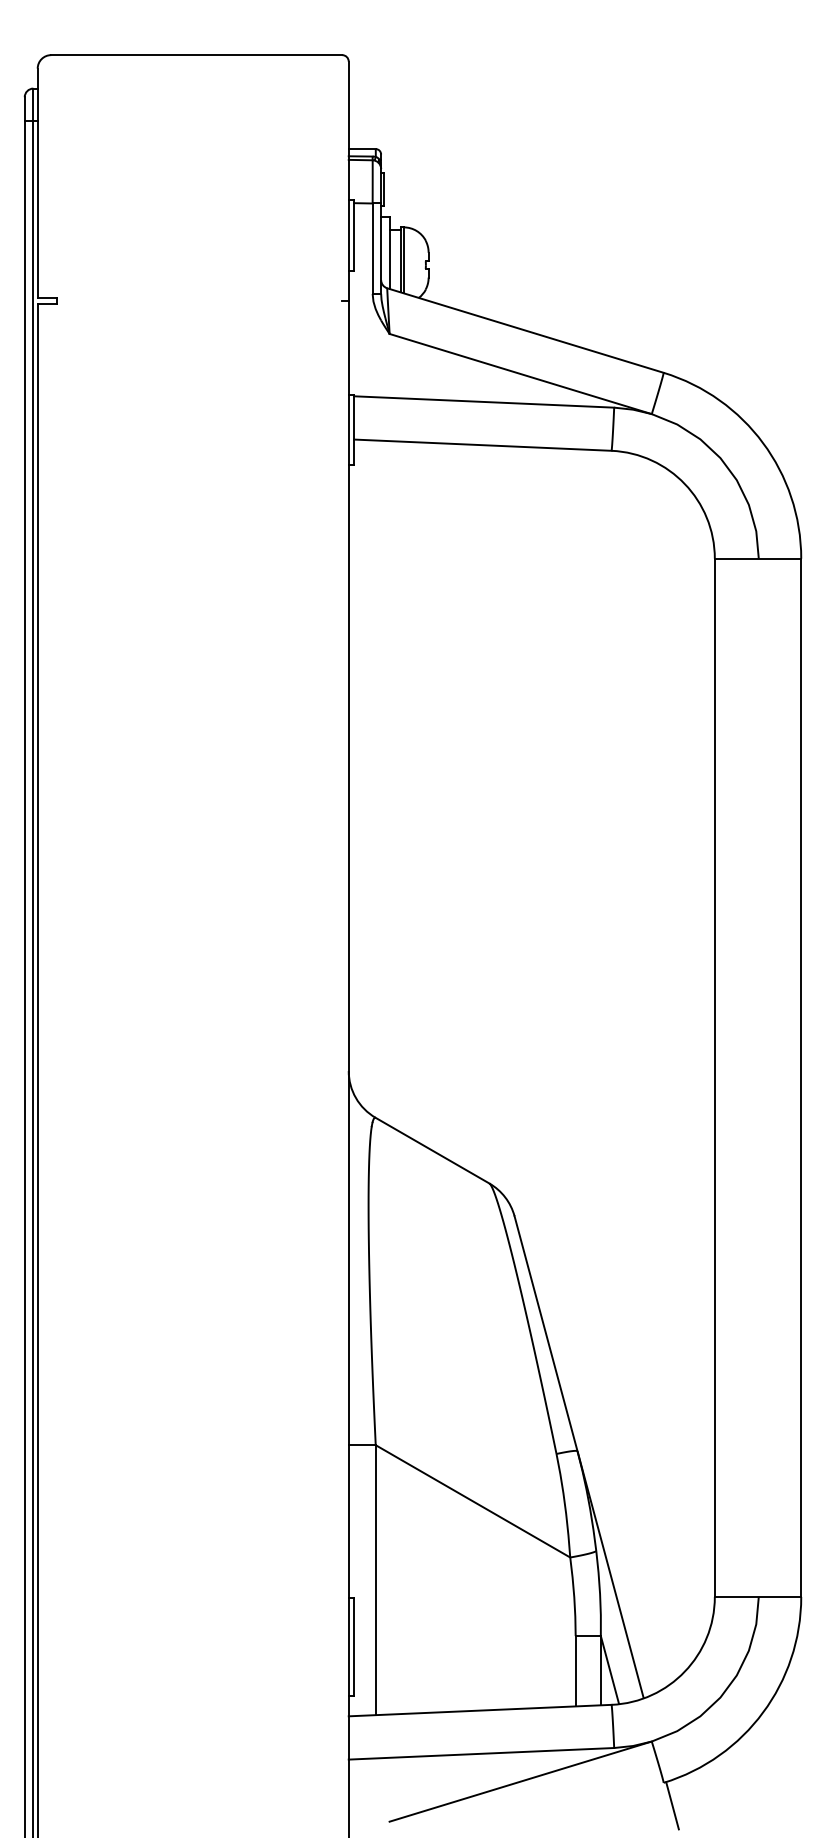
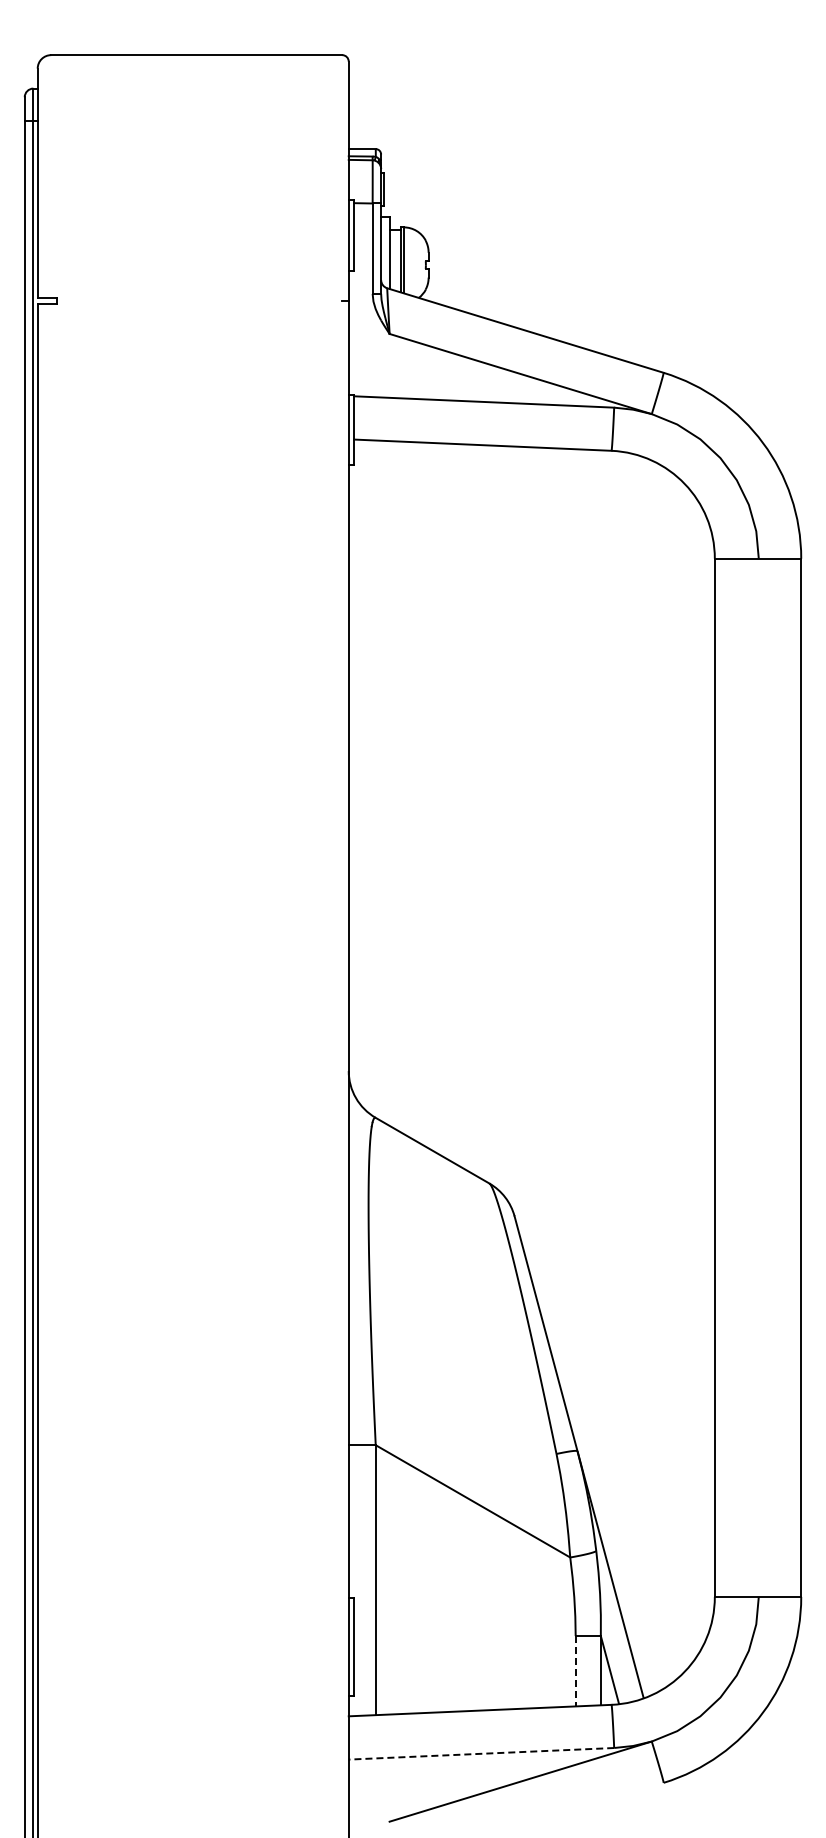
line: solid -> dashed (575, 1671)
line: solid -> dashed (481, 1753)
line: present -> none (672, 1805)
